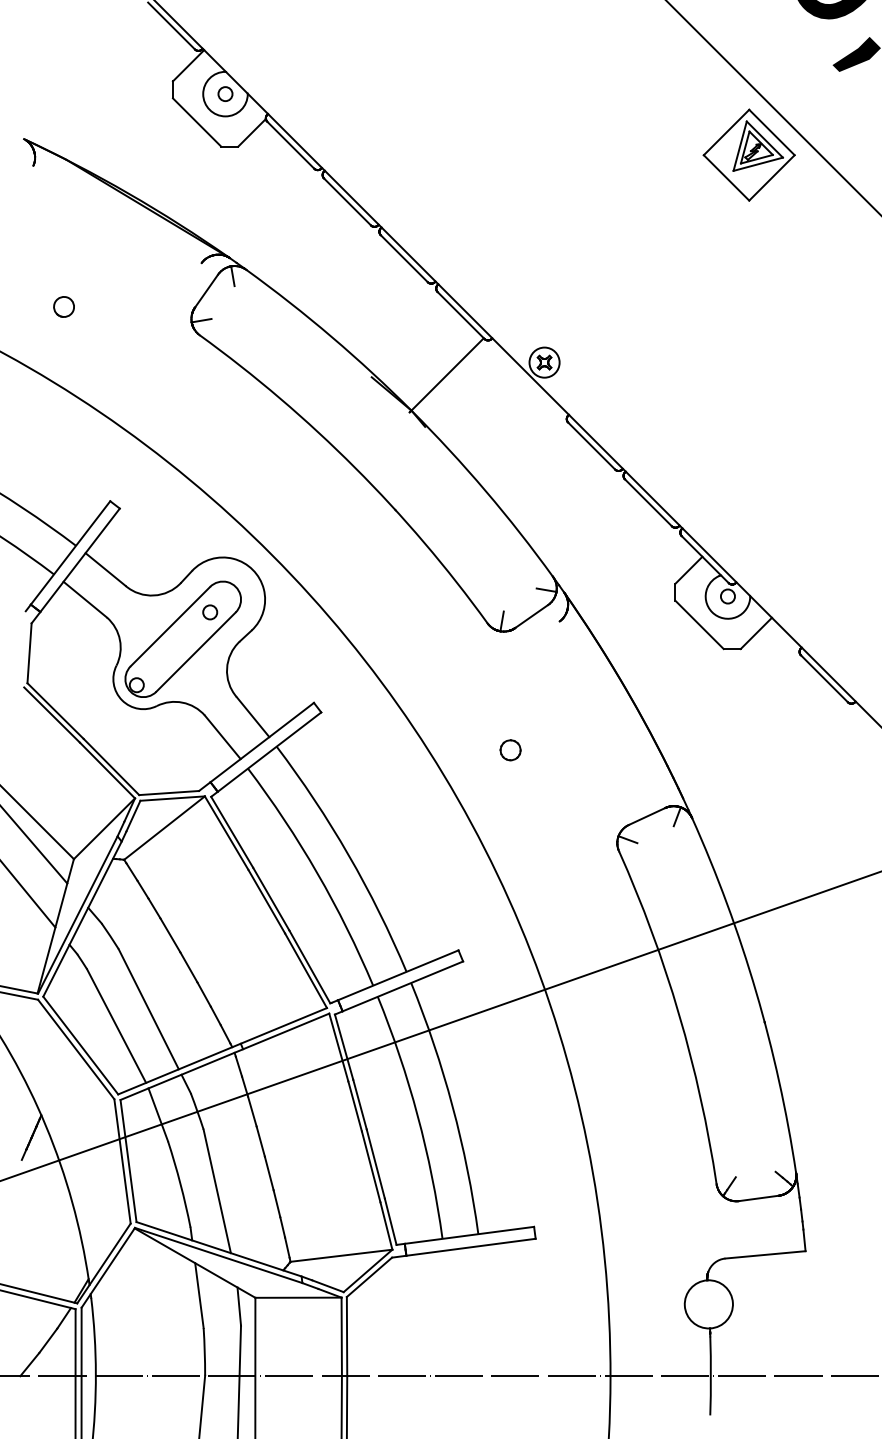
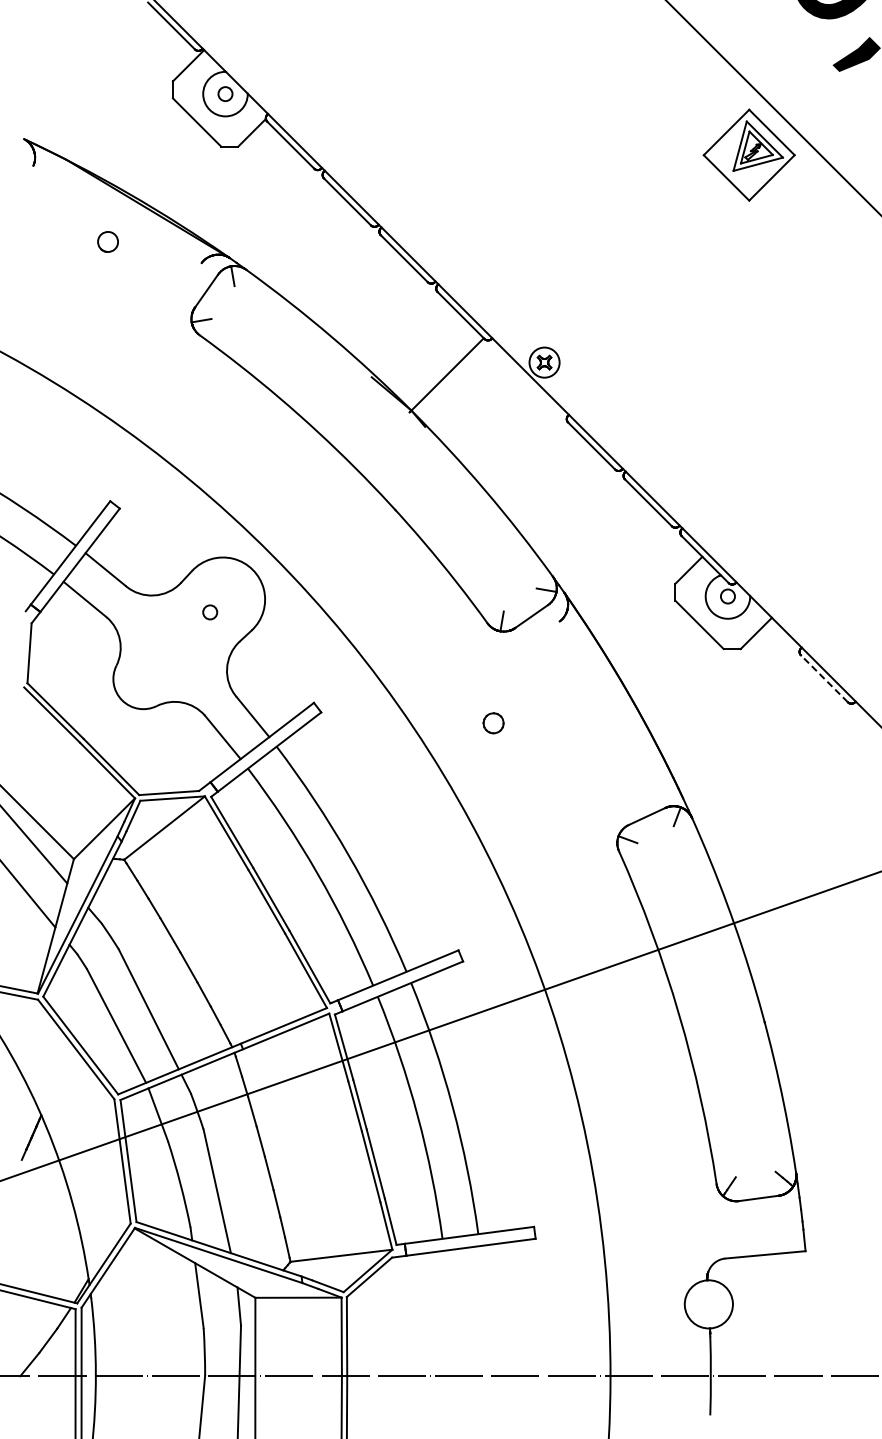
part position: (63, 306) -> (107, 241) (107, 241)
part: present -> none (182, 638)
line: solid -> dashed (824, 678)
part position: (510, 750) -> (493, 723) (493, 723)
